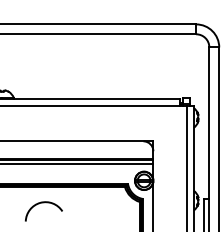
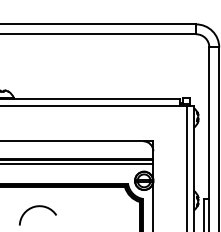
arc position: (43, 203) -> (37, 207) (37, 207)
